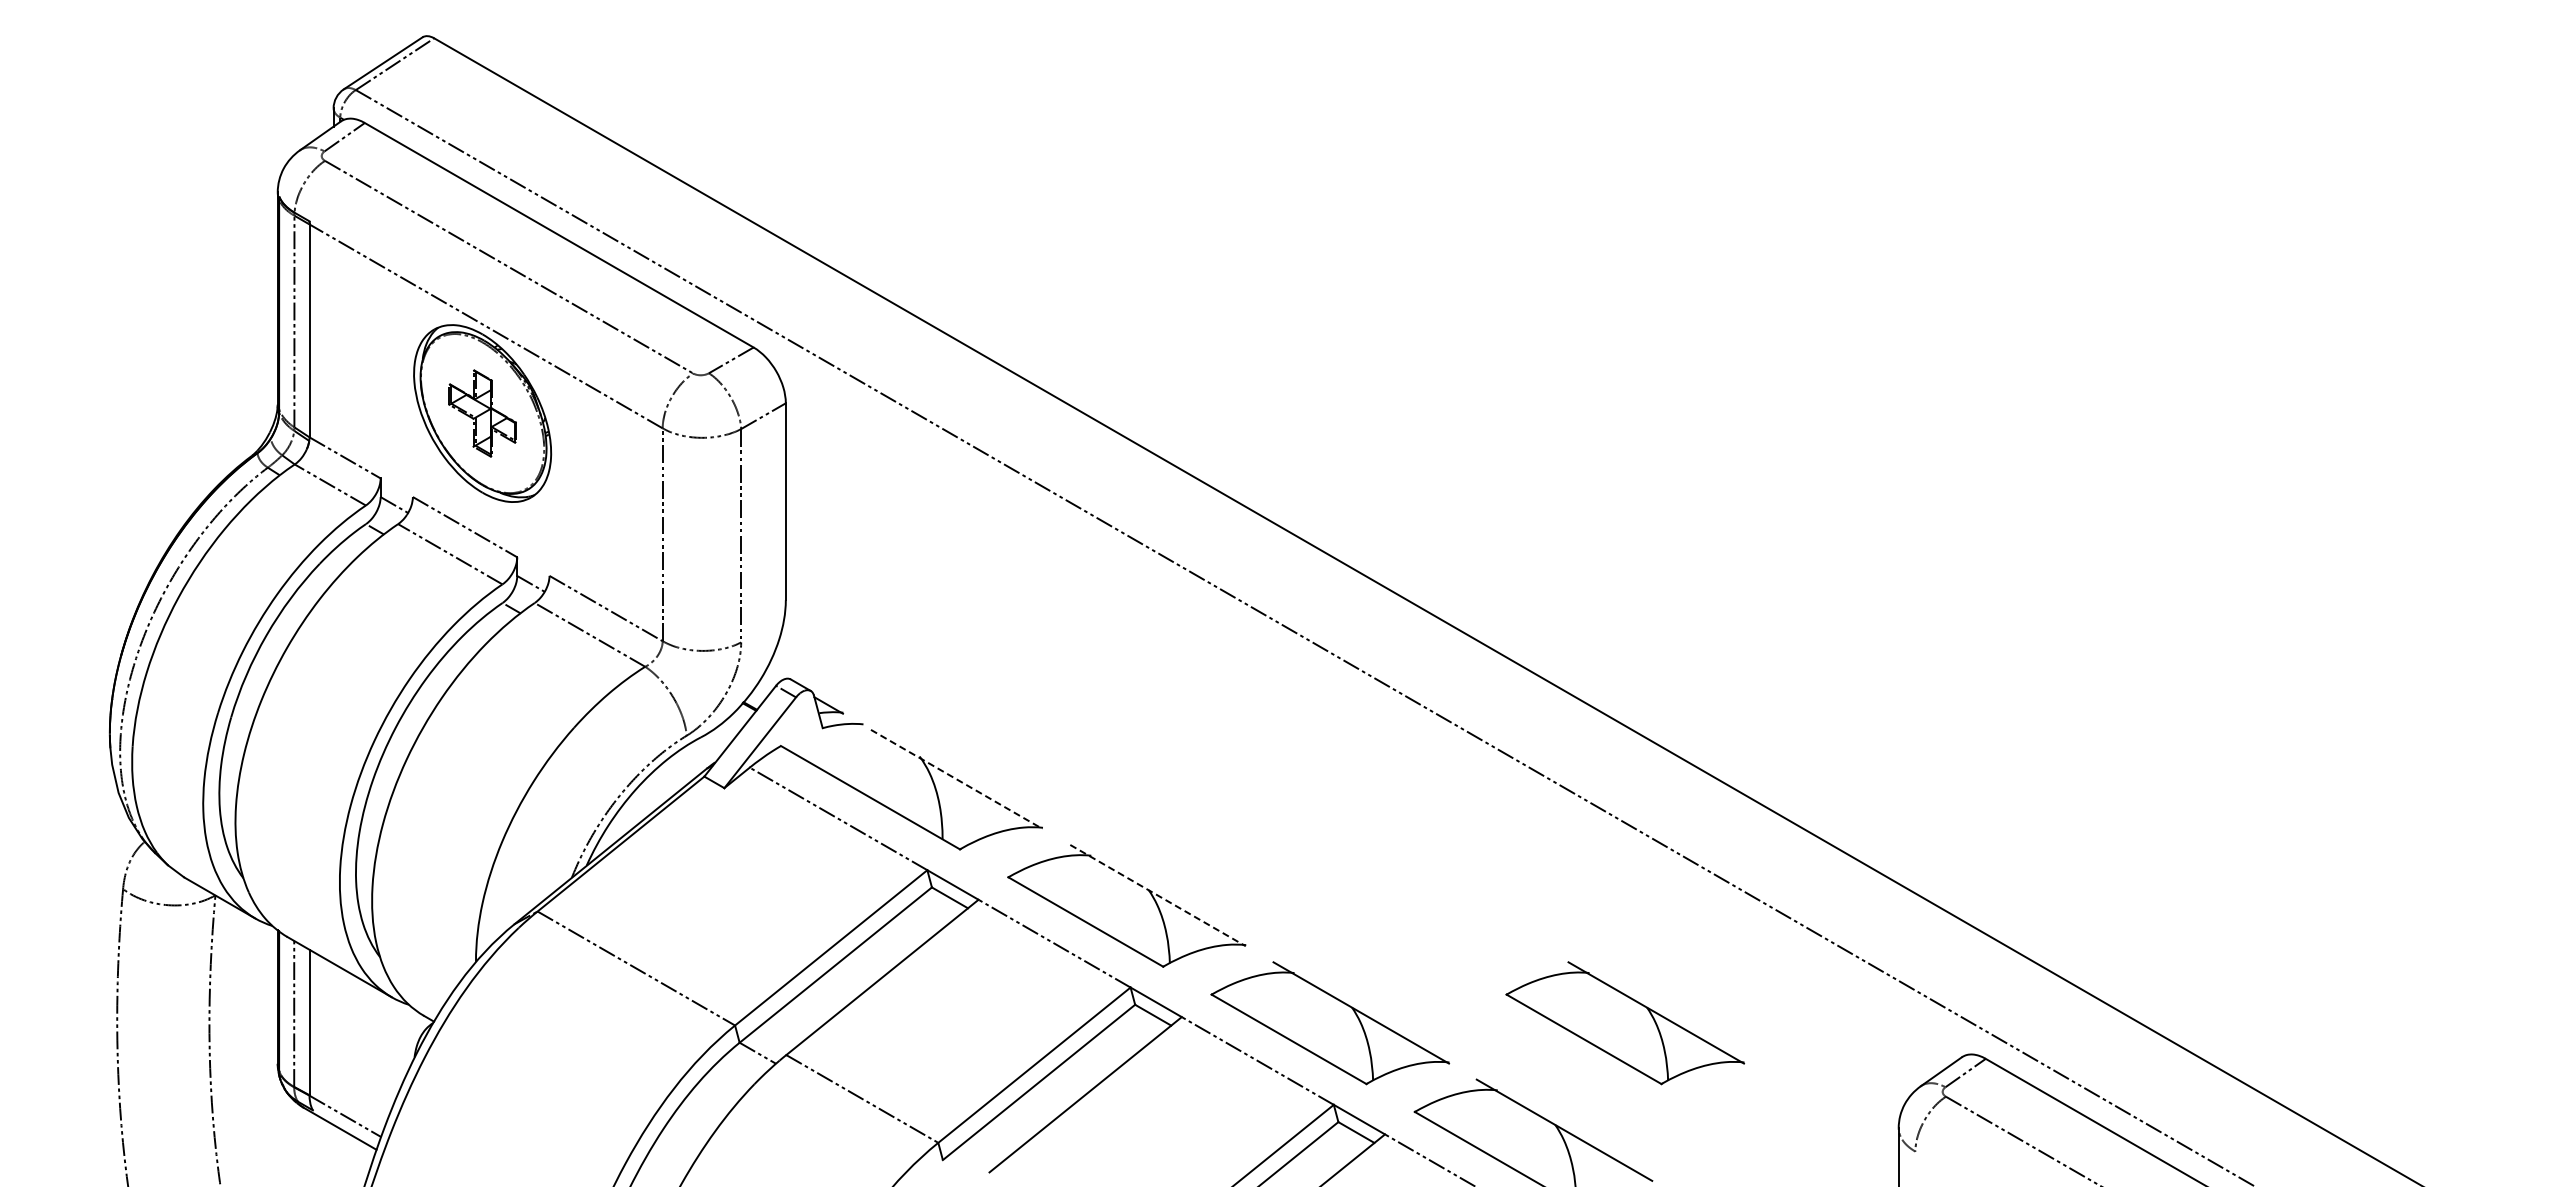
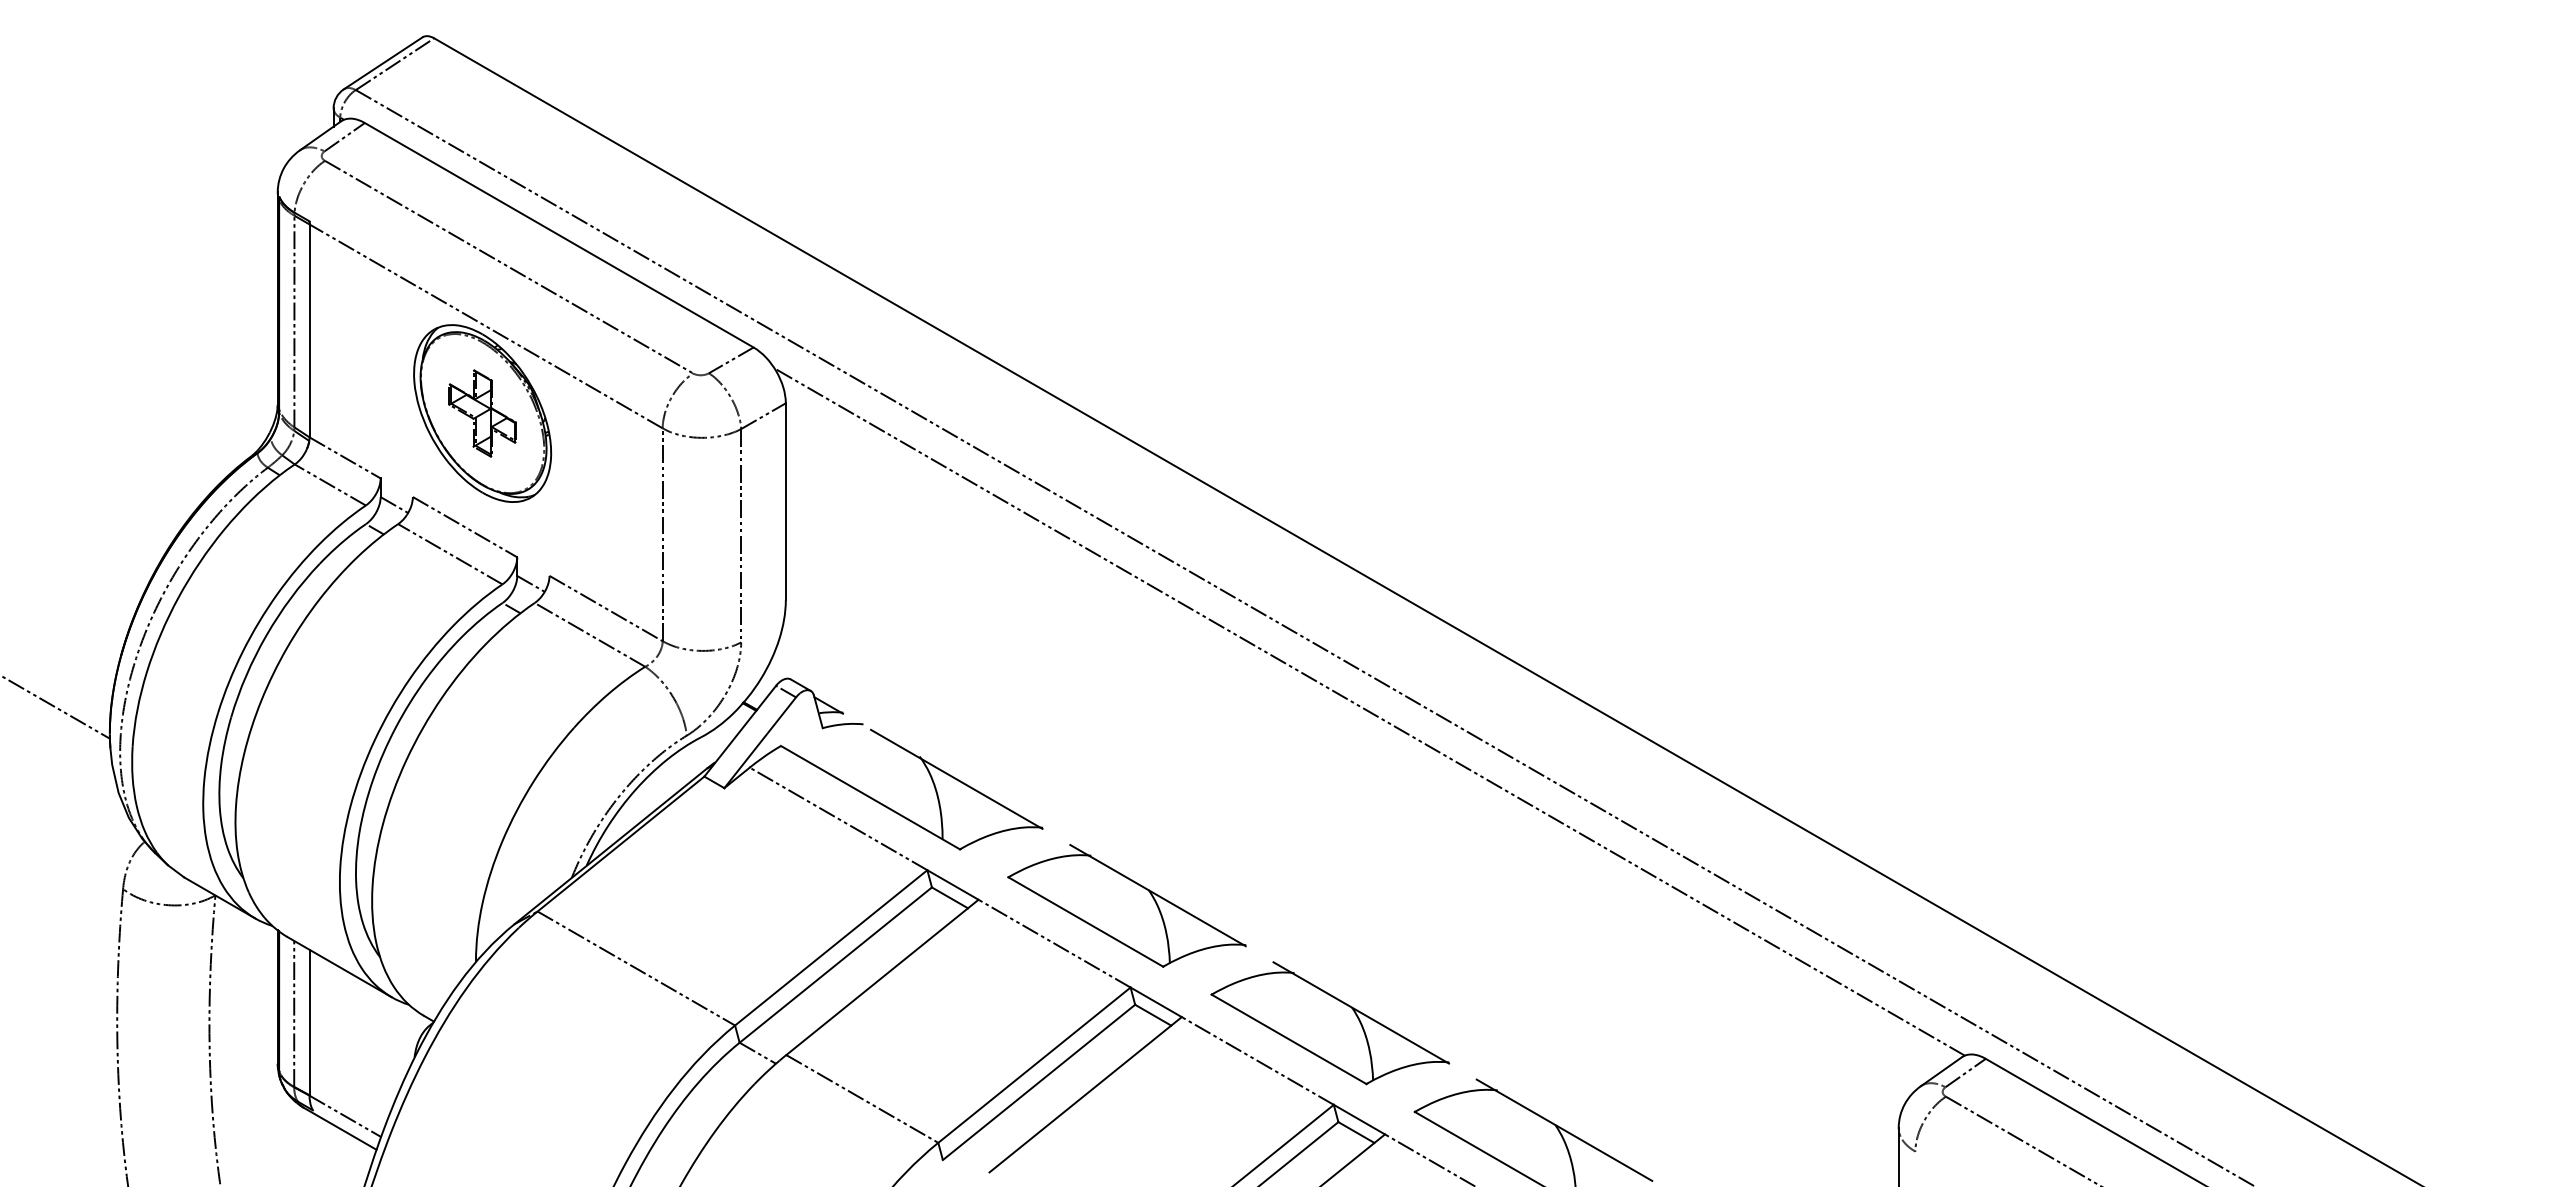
line: none -> present (56, 707)
line: none -> present (1369, 711)
line: dashed -> solid (957, 779)
line: dashed -> solid (1158, 895)
part: present -> none (1624, 1023)
